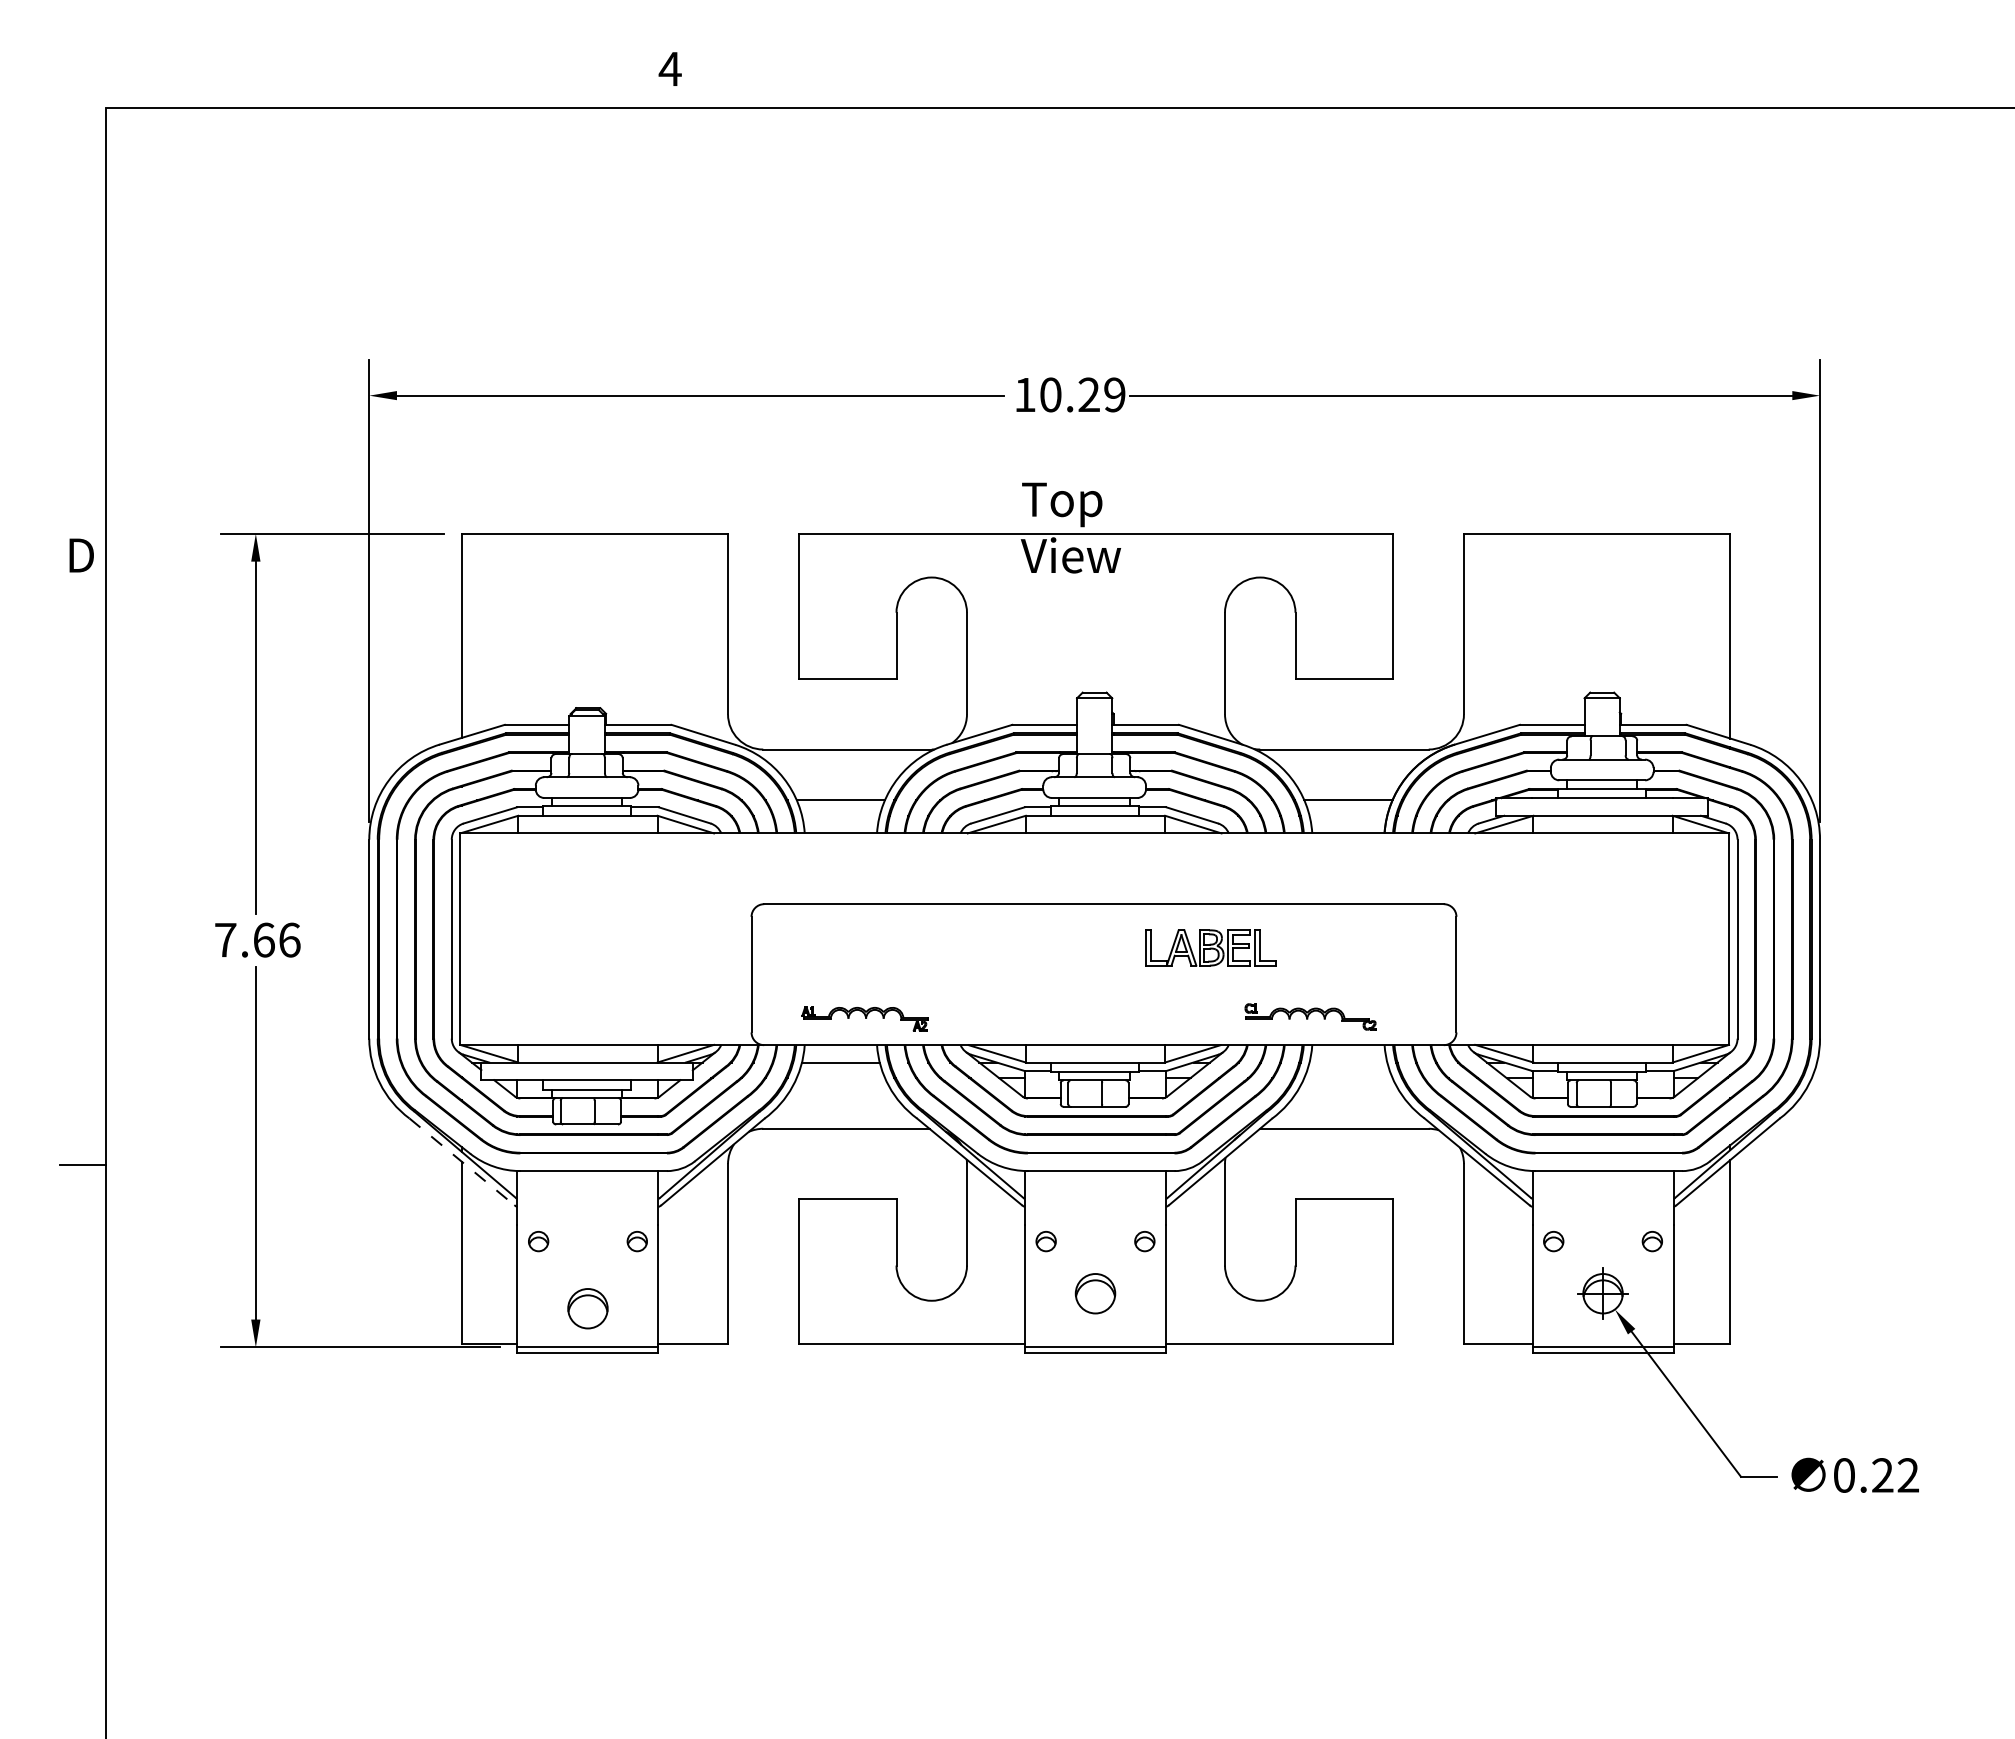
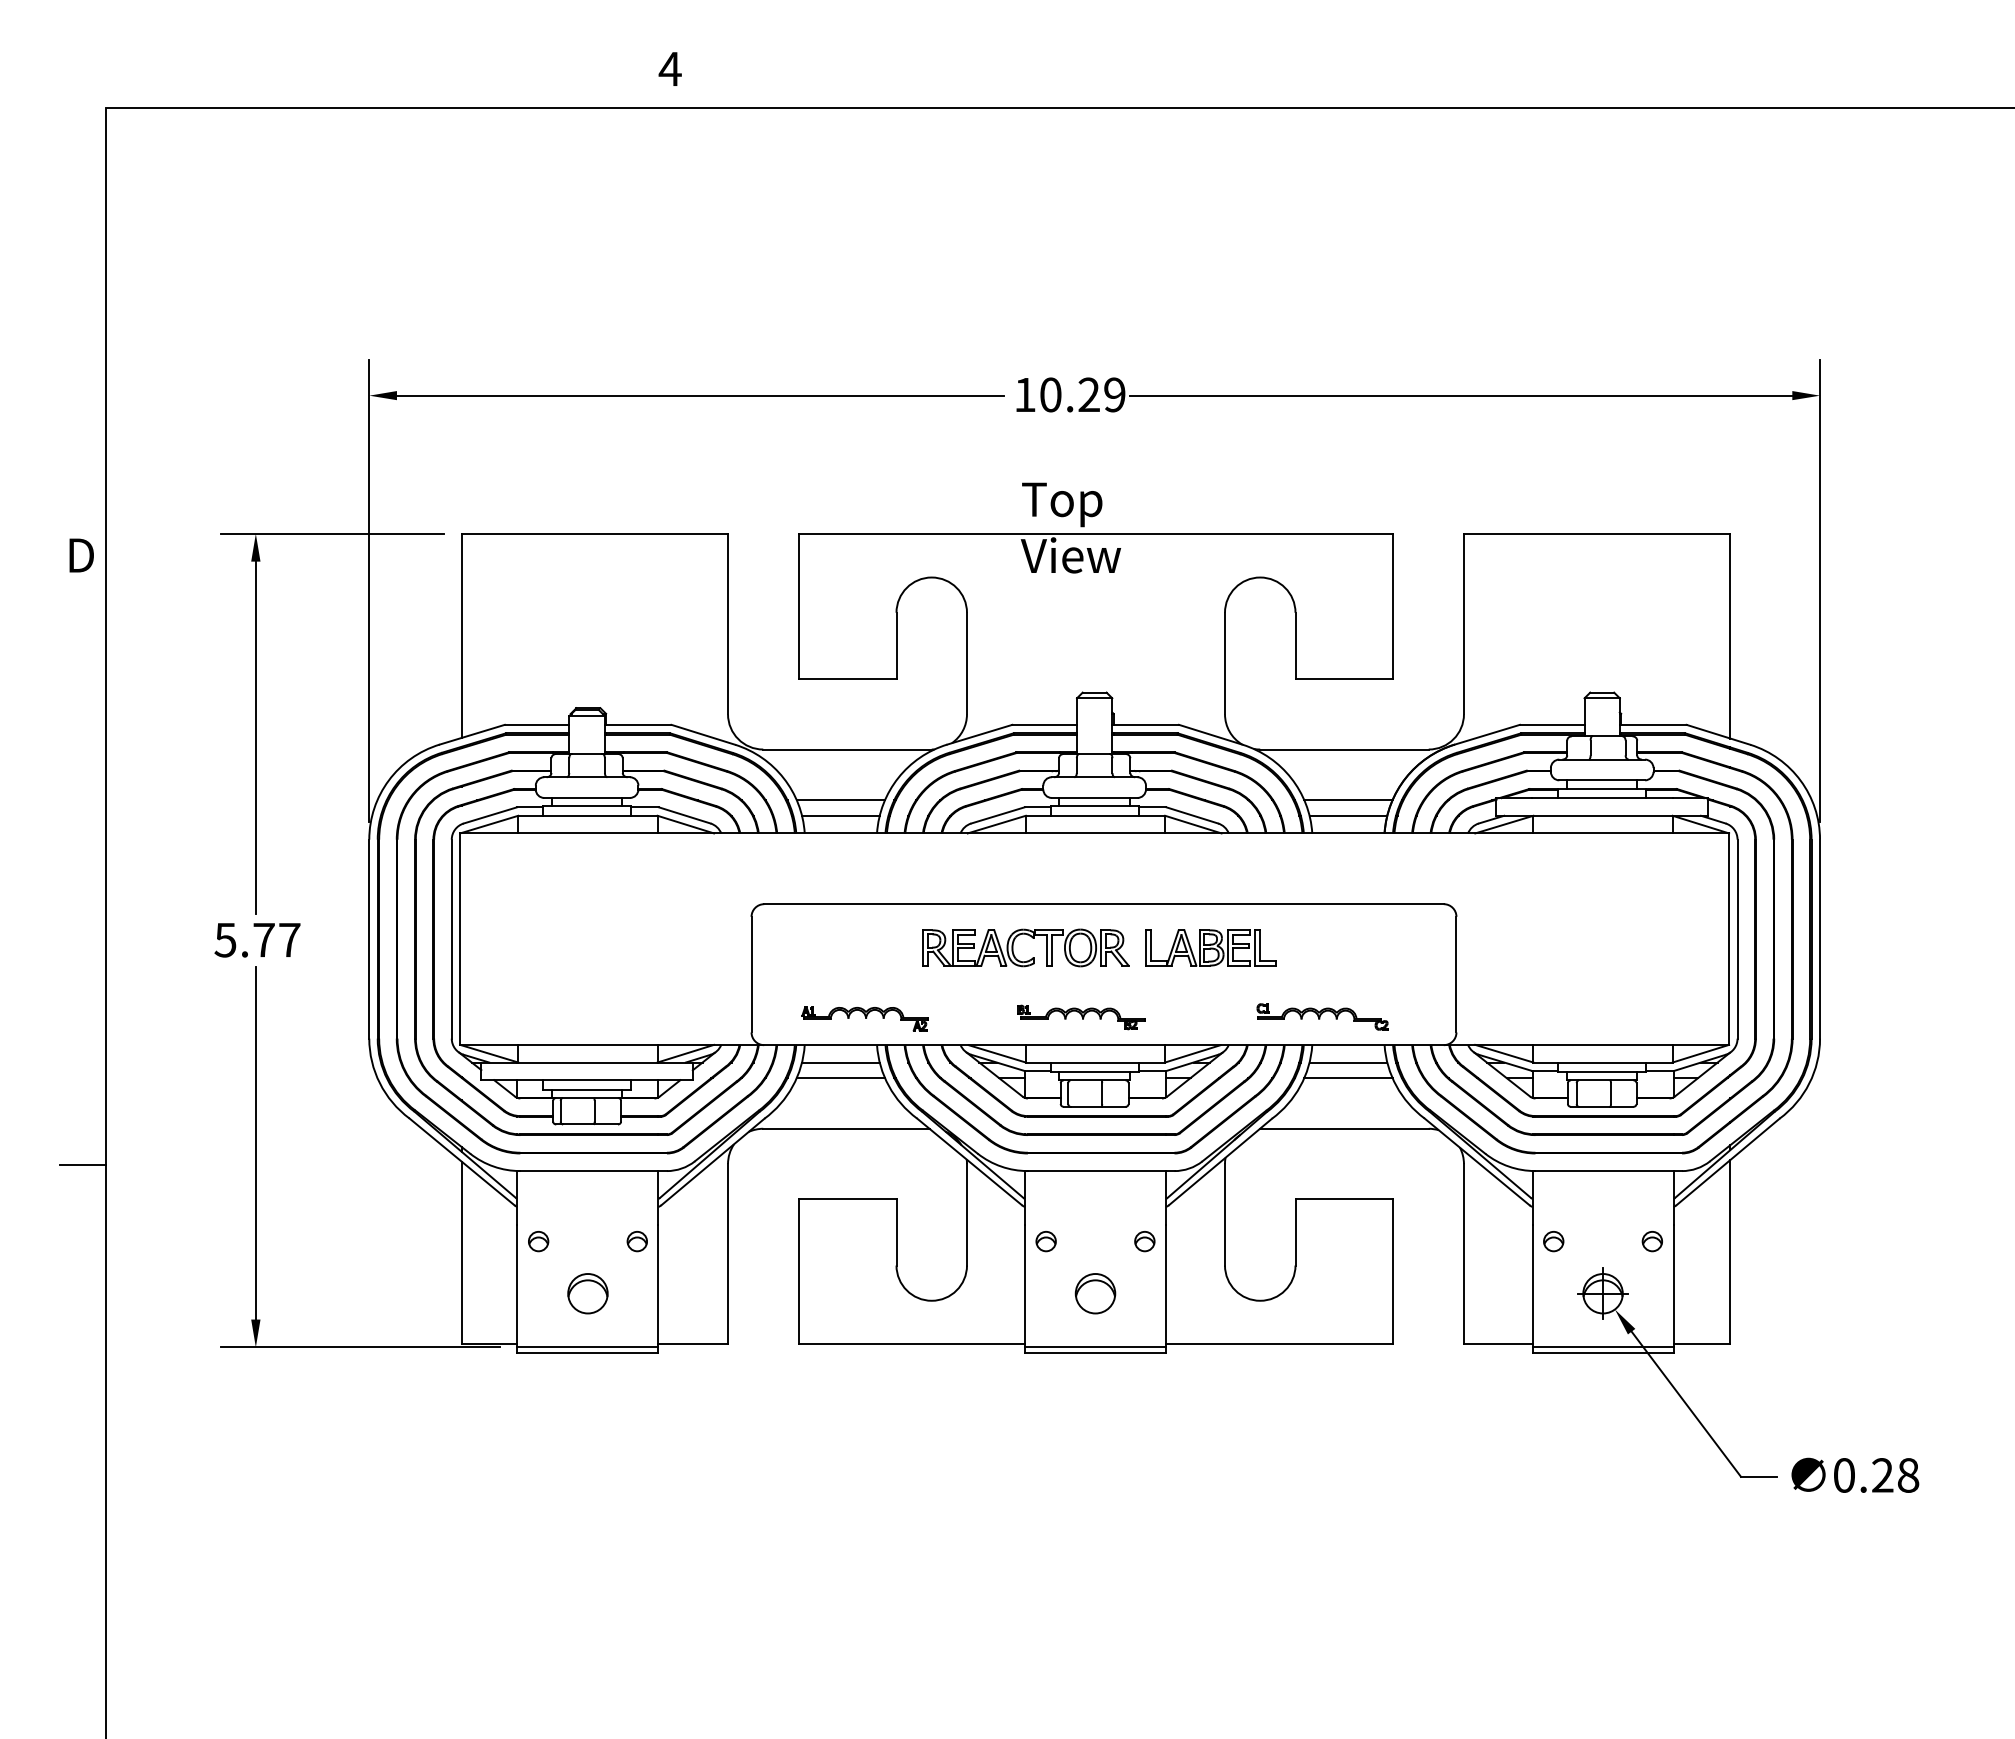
line: none -> present (840, 815)
line: none -> present (1348, 815)
part: none -> present (1032, 938)
text: 7.66 -> 5.77 (257, 939)
part position: (1310, 1016) -> (1322, 1016) (1322, 1016)
part: none -> present (1081, 1017)
line: none -> present (1348, 1062)
line: none -> present (840, 1078)
line: none -> present (1348, 1078)
line: dashed -> solid (462, 1162)
part position: (587, 1308) -> (587, 1293) (587, 1293)
text: 0.22 -> 0.28 (1908, 1475)
